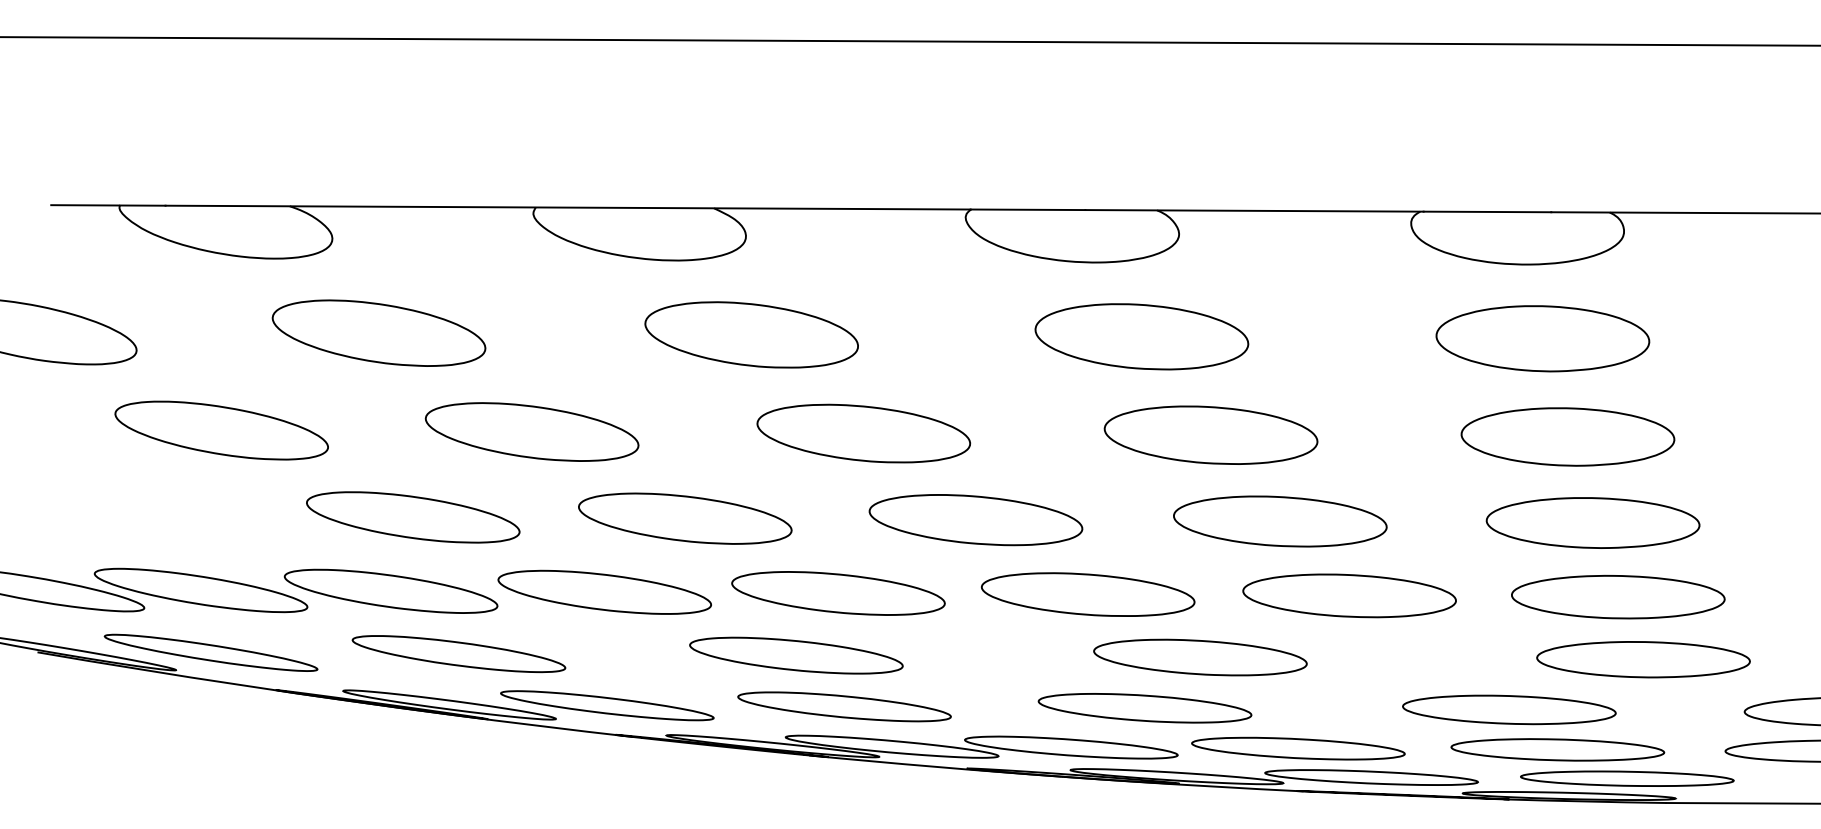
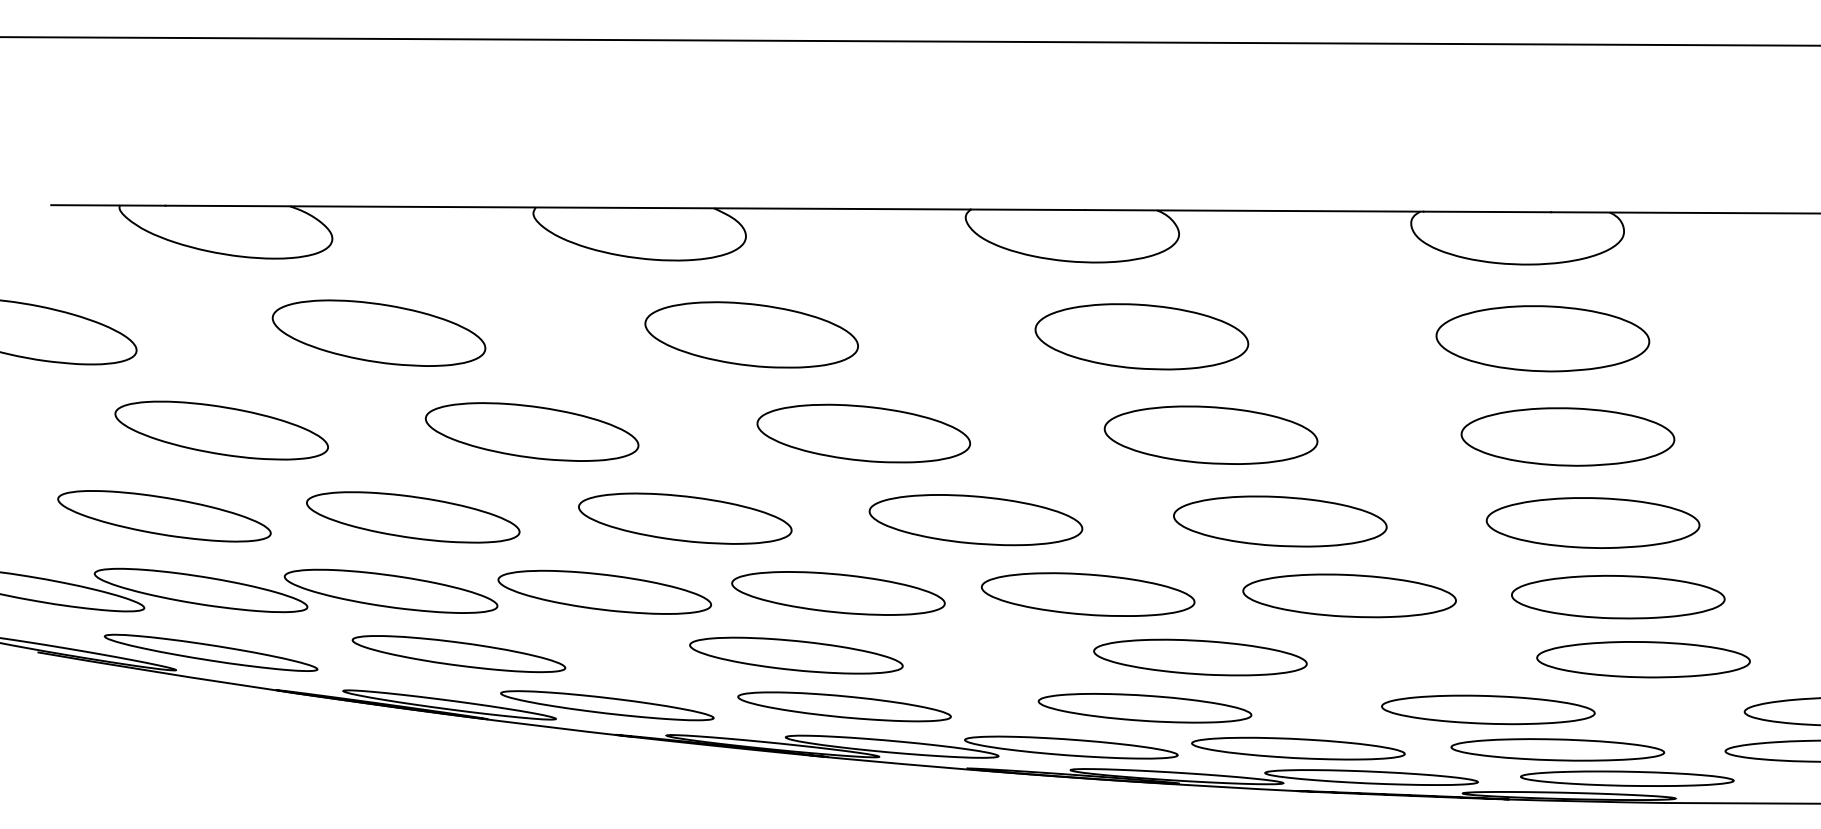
part: none -> present (164, 516)
part position: (1509, 709) -> (1488, 709) (1488, 709)
